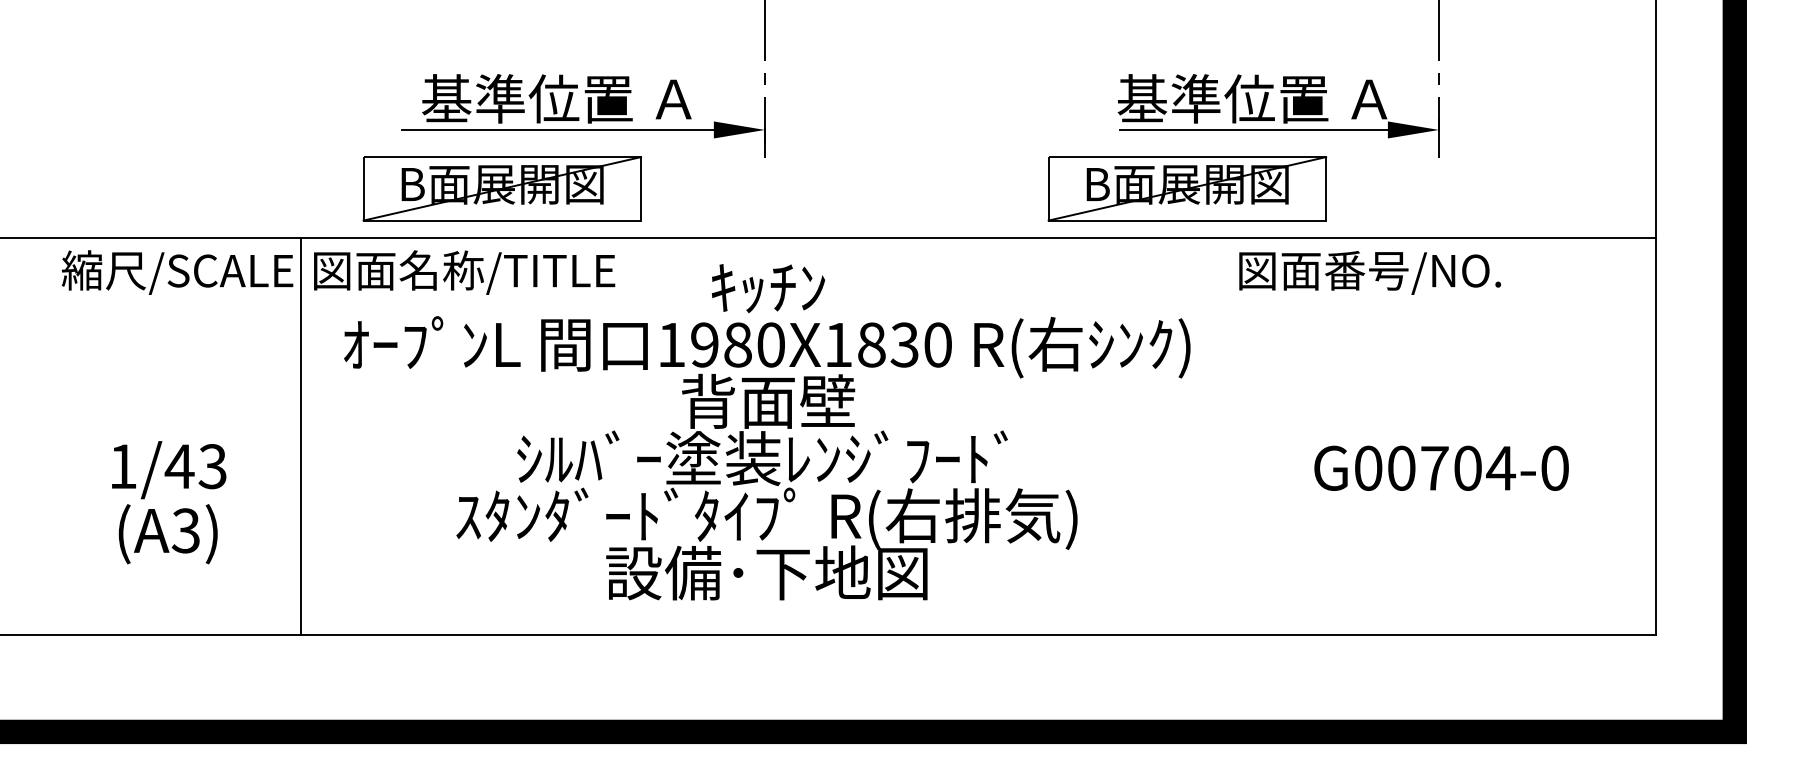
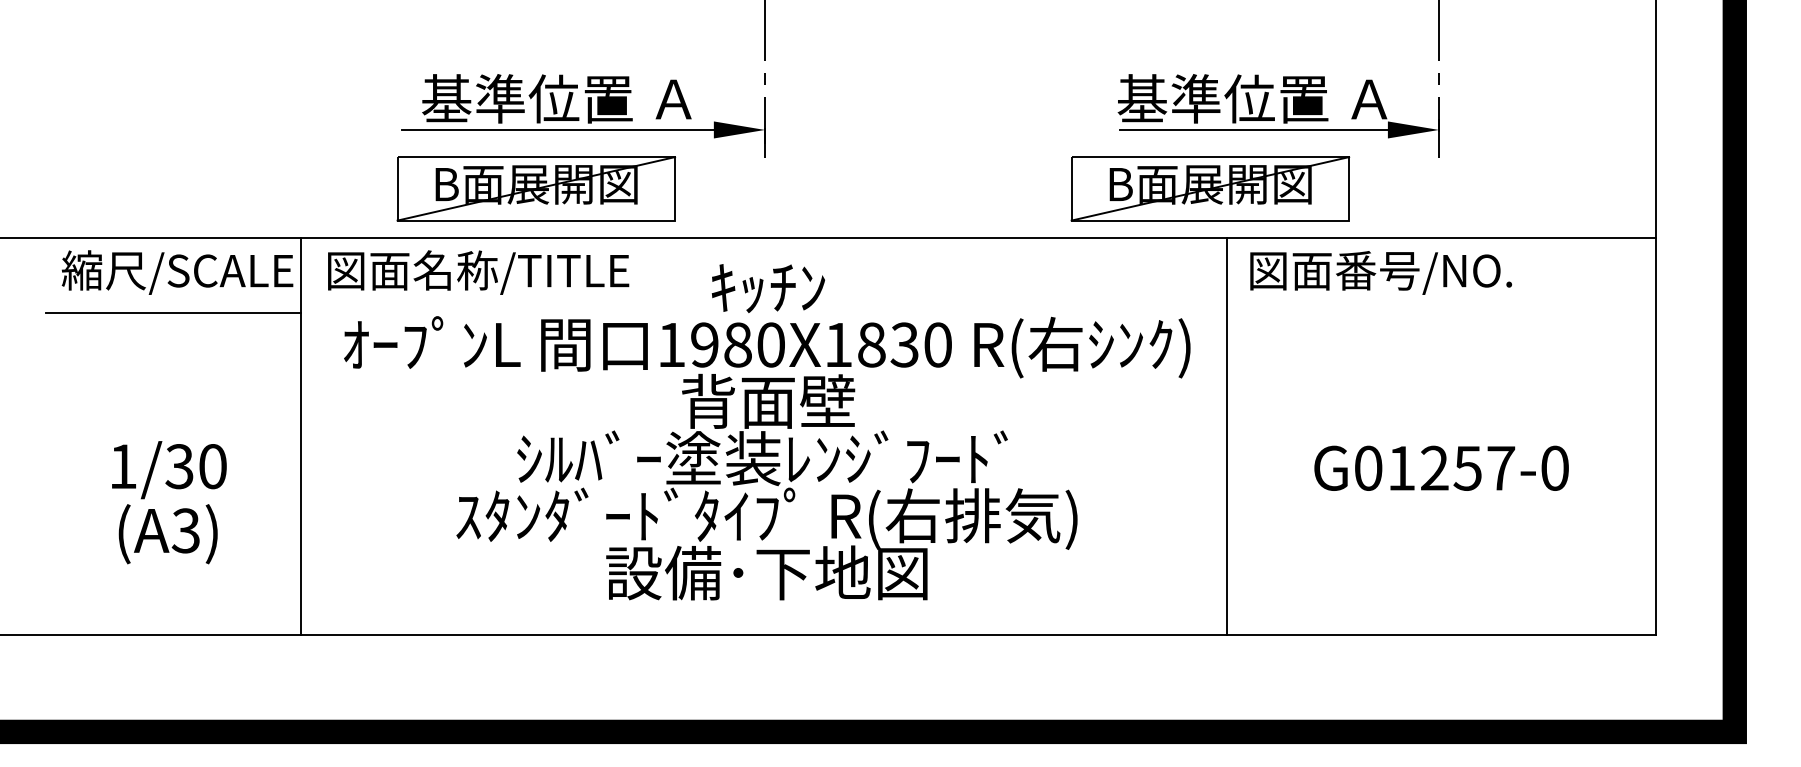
part position: (502, 188) -> (536, 188) (536, 188)
part position: (1187, 188) -> (1210, 188) (1210, 188)
text position: (464, 272) -> (478, 272) (478, 272)
text position: (1370, 272) -> (1381, 272) (1381, 272)
line: none -> present (173, 312)
line: none -> present (1227, 436)
text: 1/43 -> 1/30 (195, 466)
text: G00704-0 -> G01257-0 (1451, 467)
